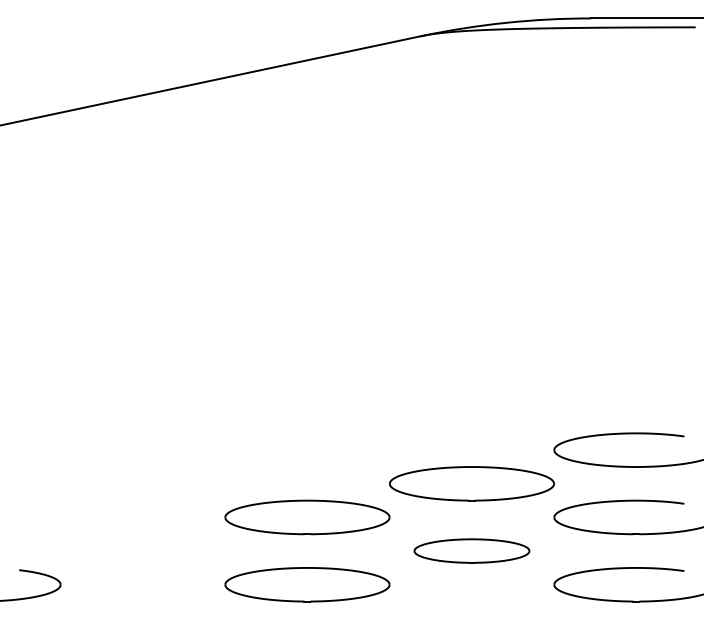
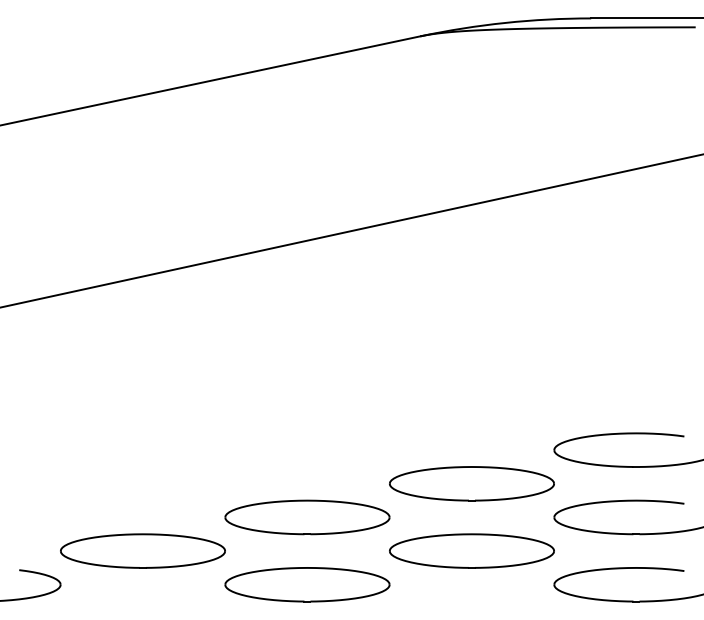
line: none -> present (351, 230)
part: none -> present (142, 550)
part size: 118x26 px -> 166x36 px (471, 550)
